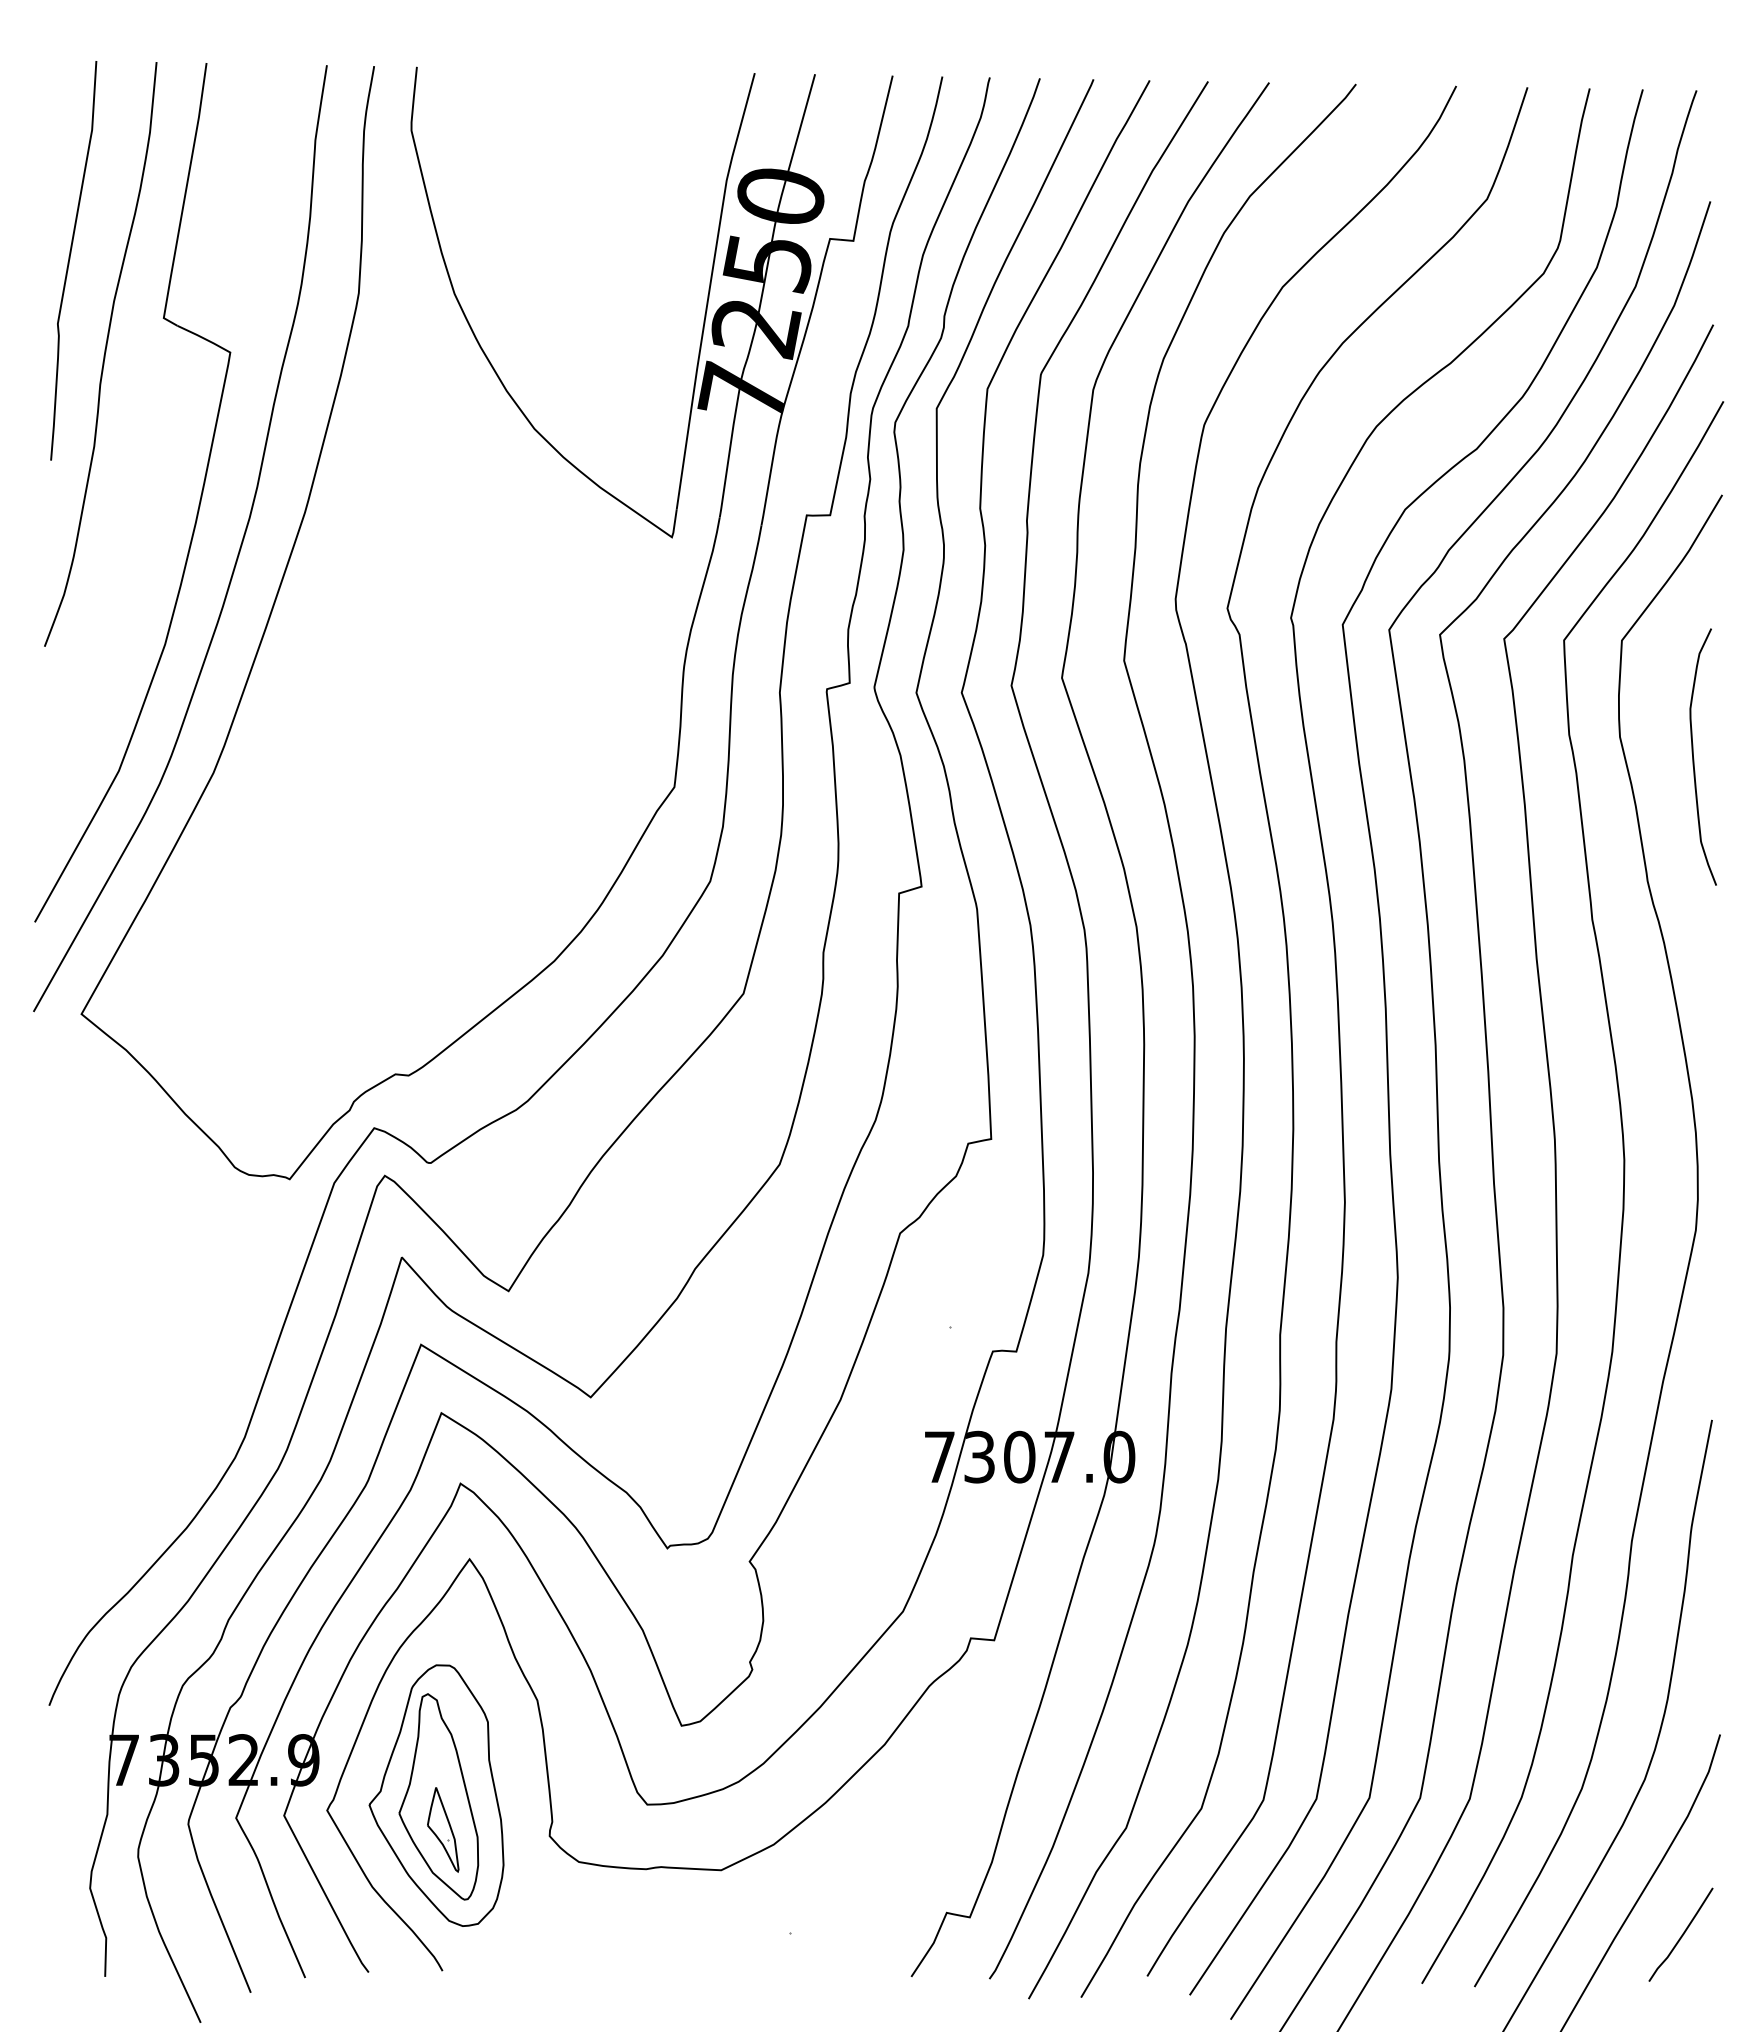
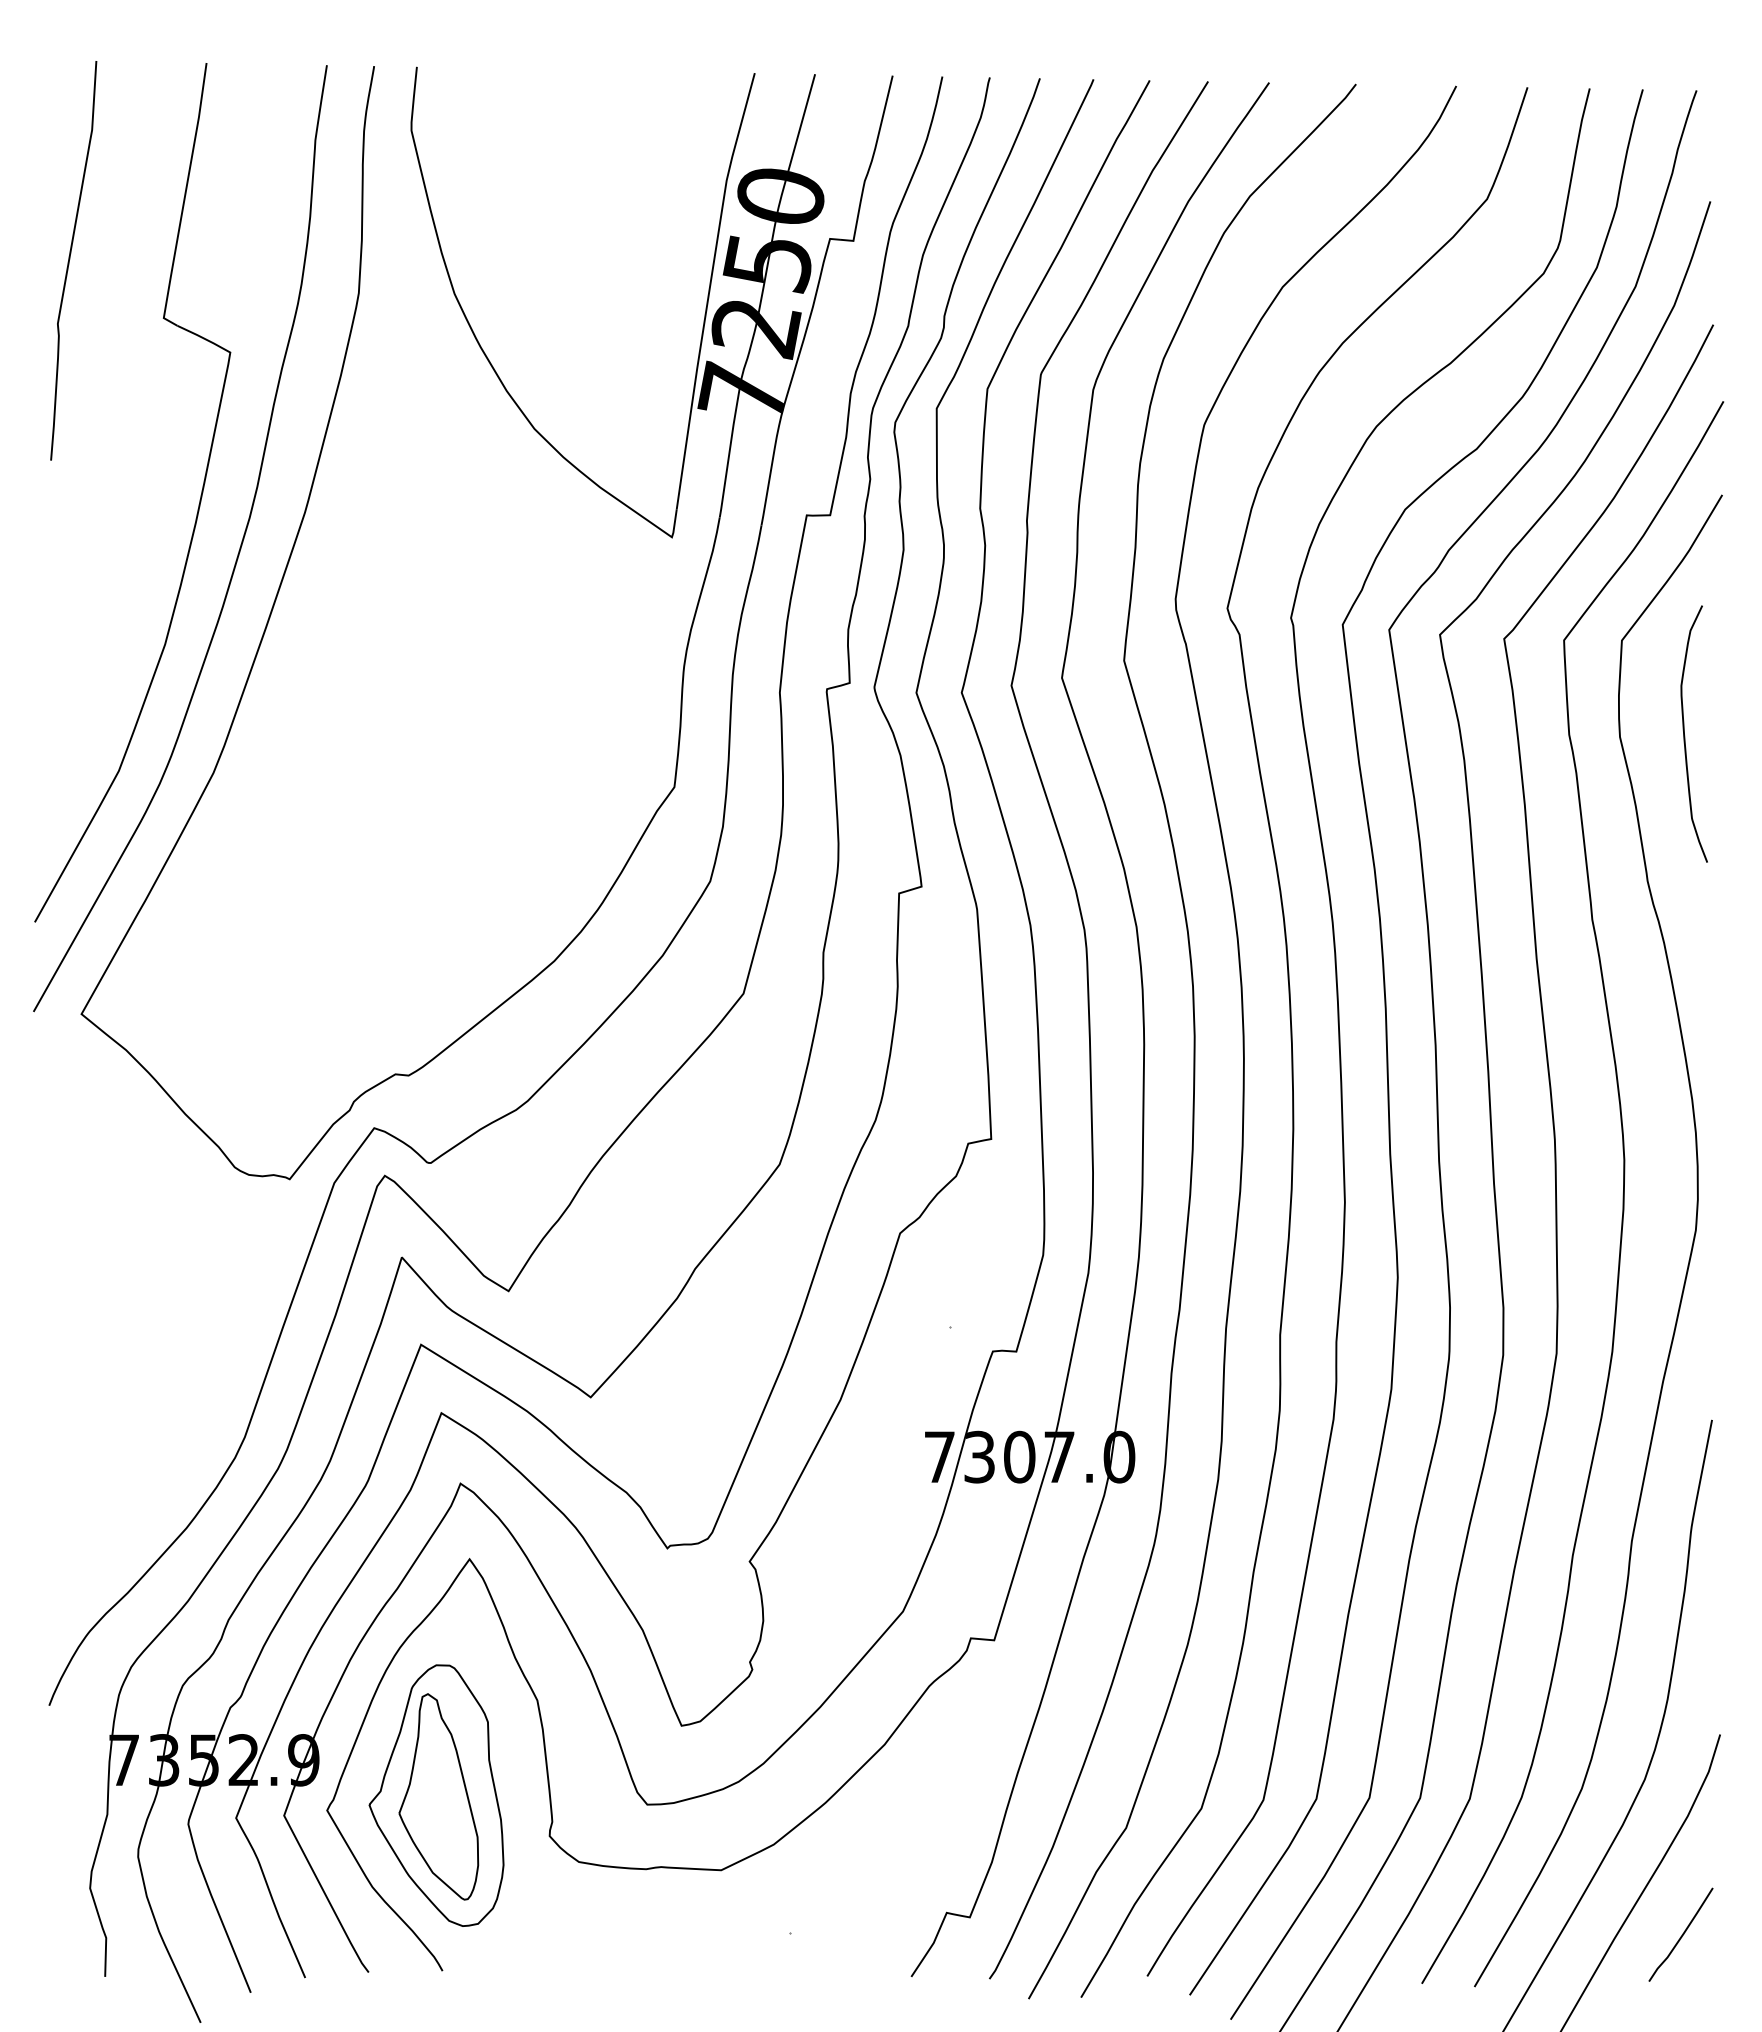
curve: present -> none (103, 355)
curve position: (1694, 758) -> (1685, 735) (1685, 735)
part: present -> none (443, 1829)
